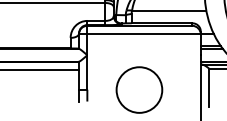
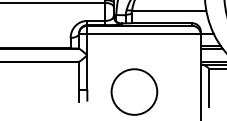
line: present -> none (40, 69)
circle position: (139, 89) -> (134, 91) (134, 91)
